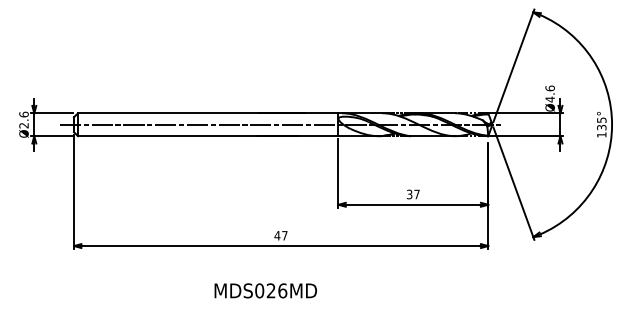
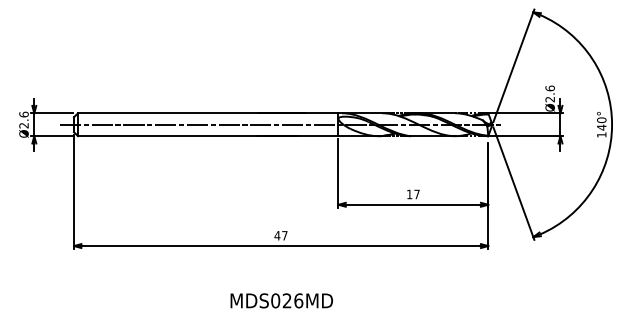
text: Ø4.6 -> Ø2.6 (549, 99)
text: 135° -> 140° (601, 123)
text: 37 -> 17 (409, 194)
text position: (265, 290) -> (281, 300) (281, 300)
